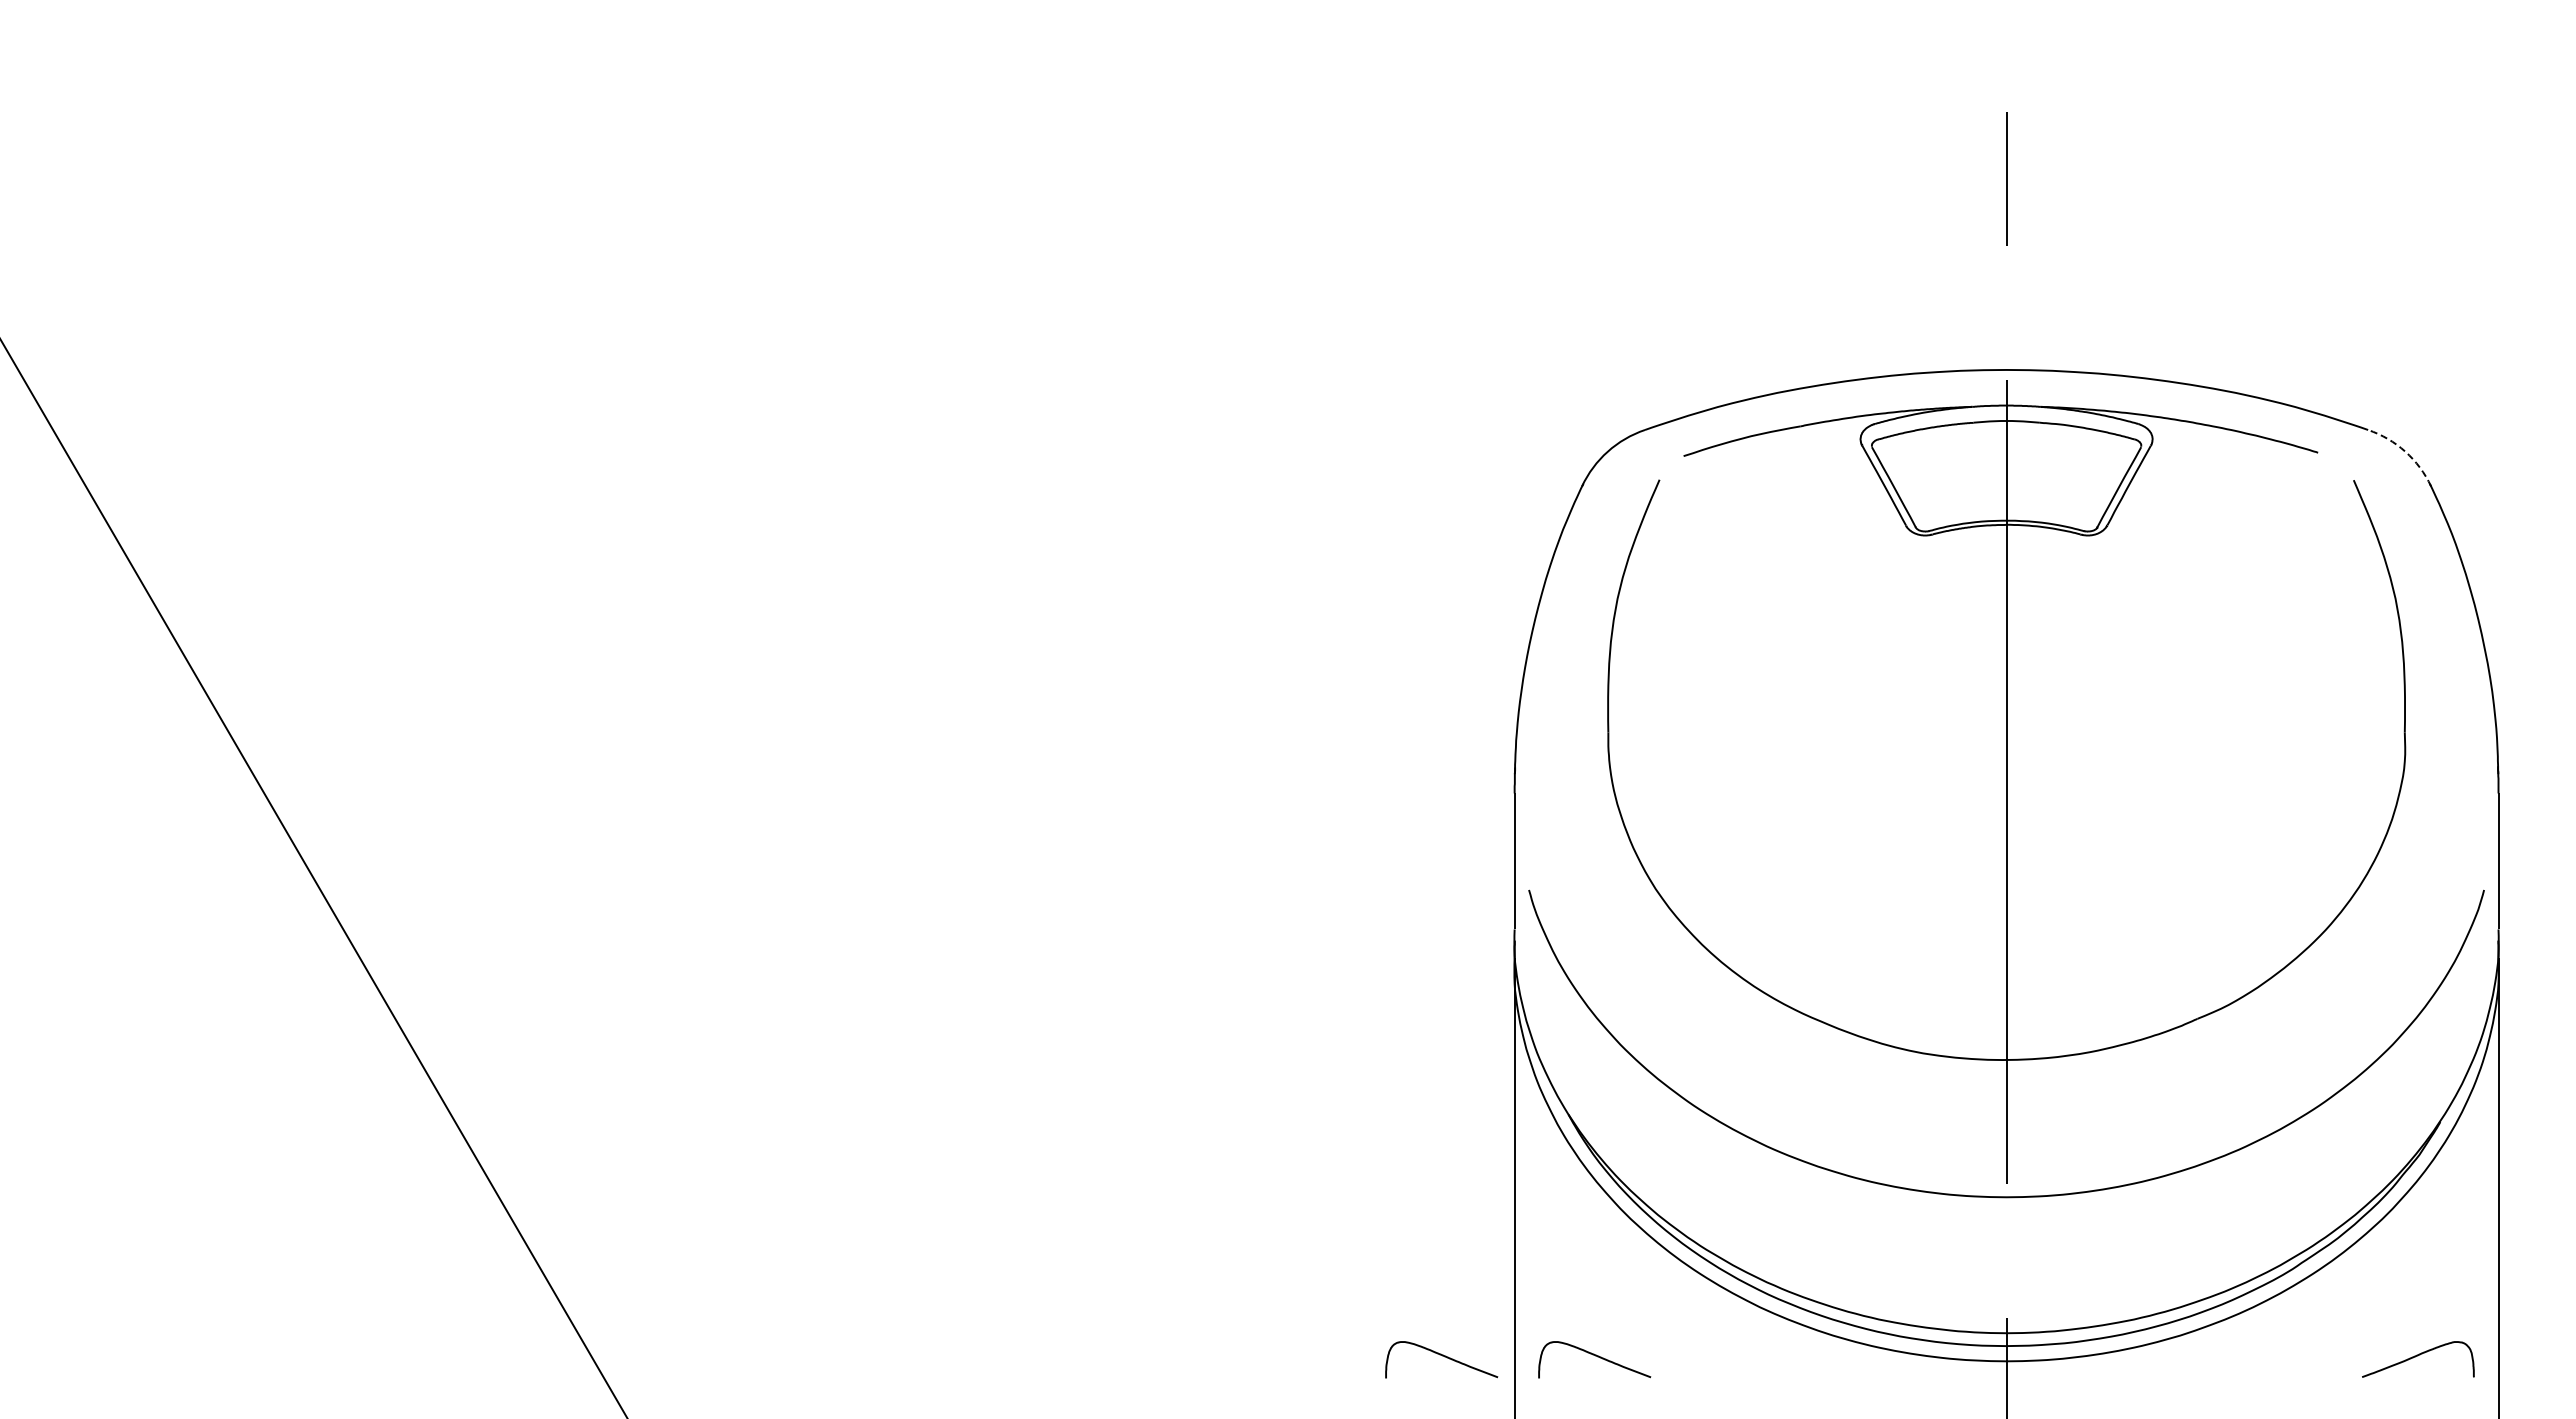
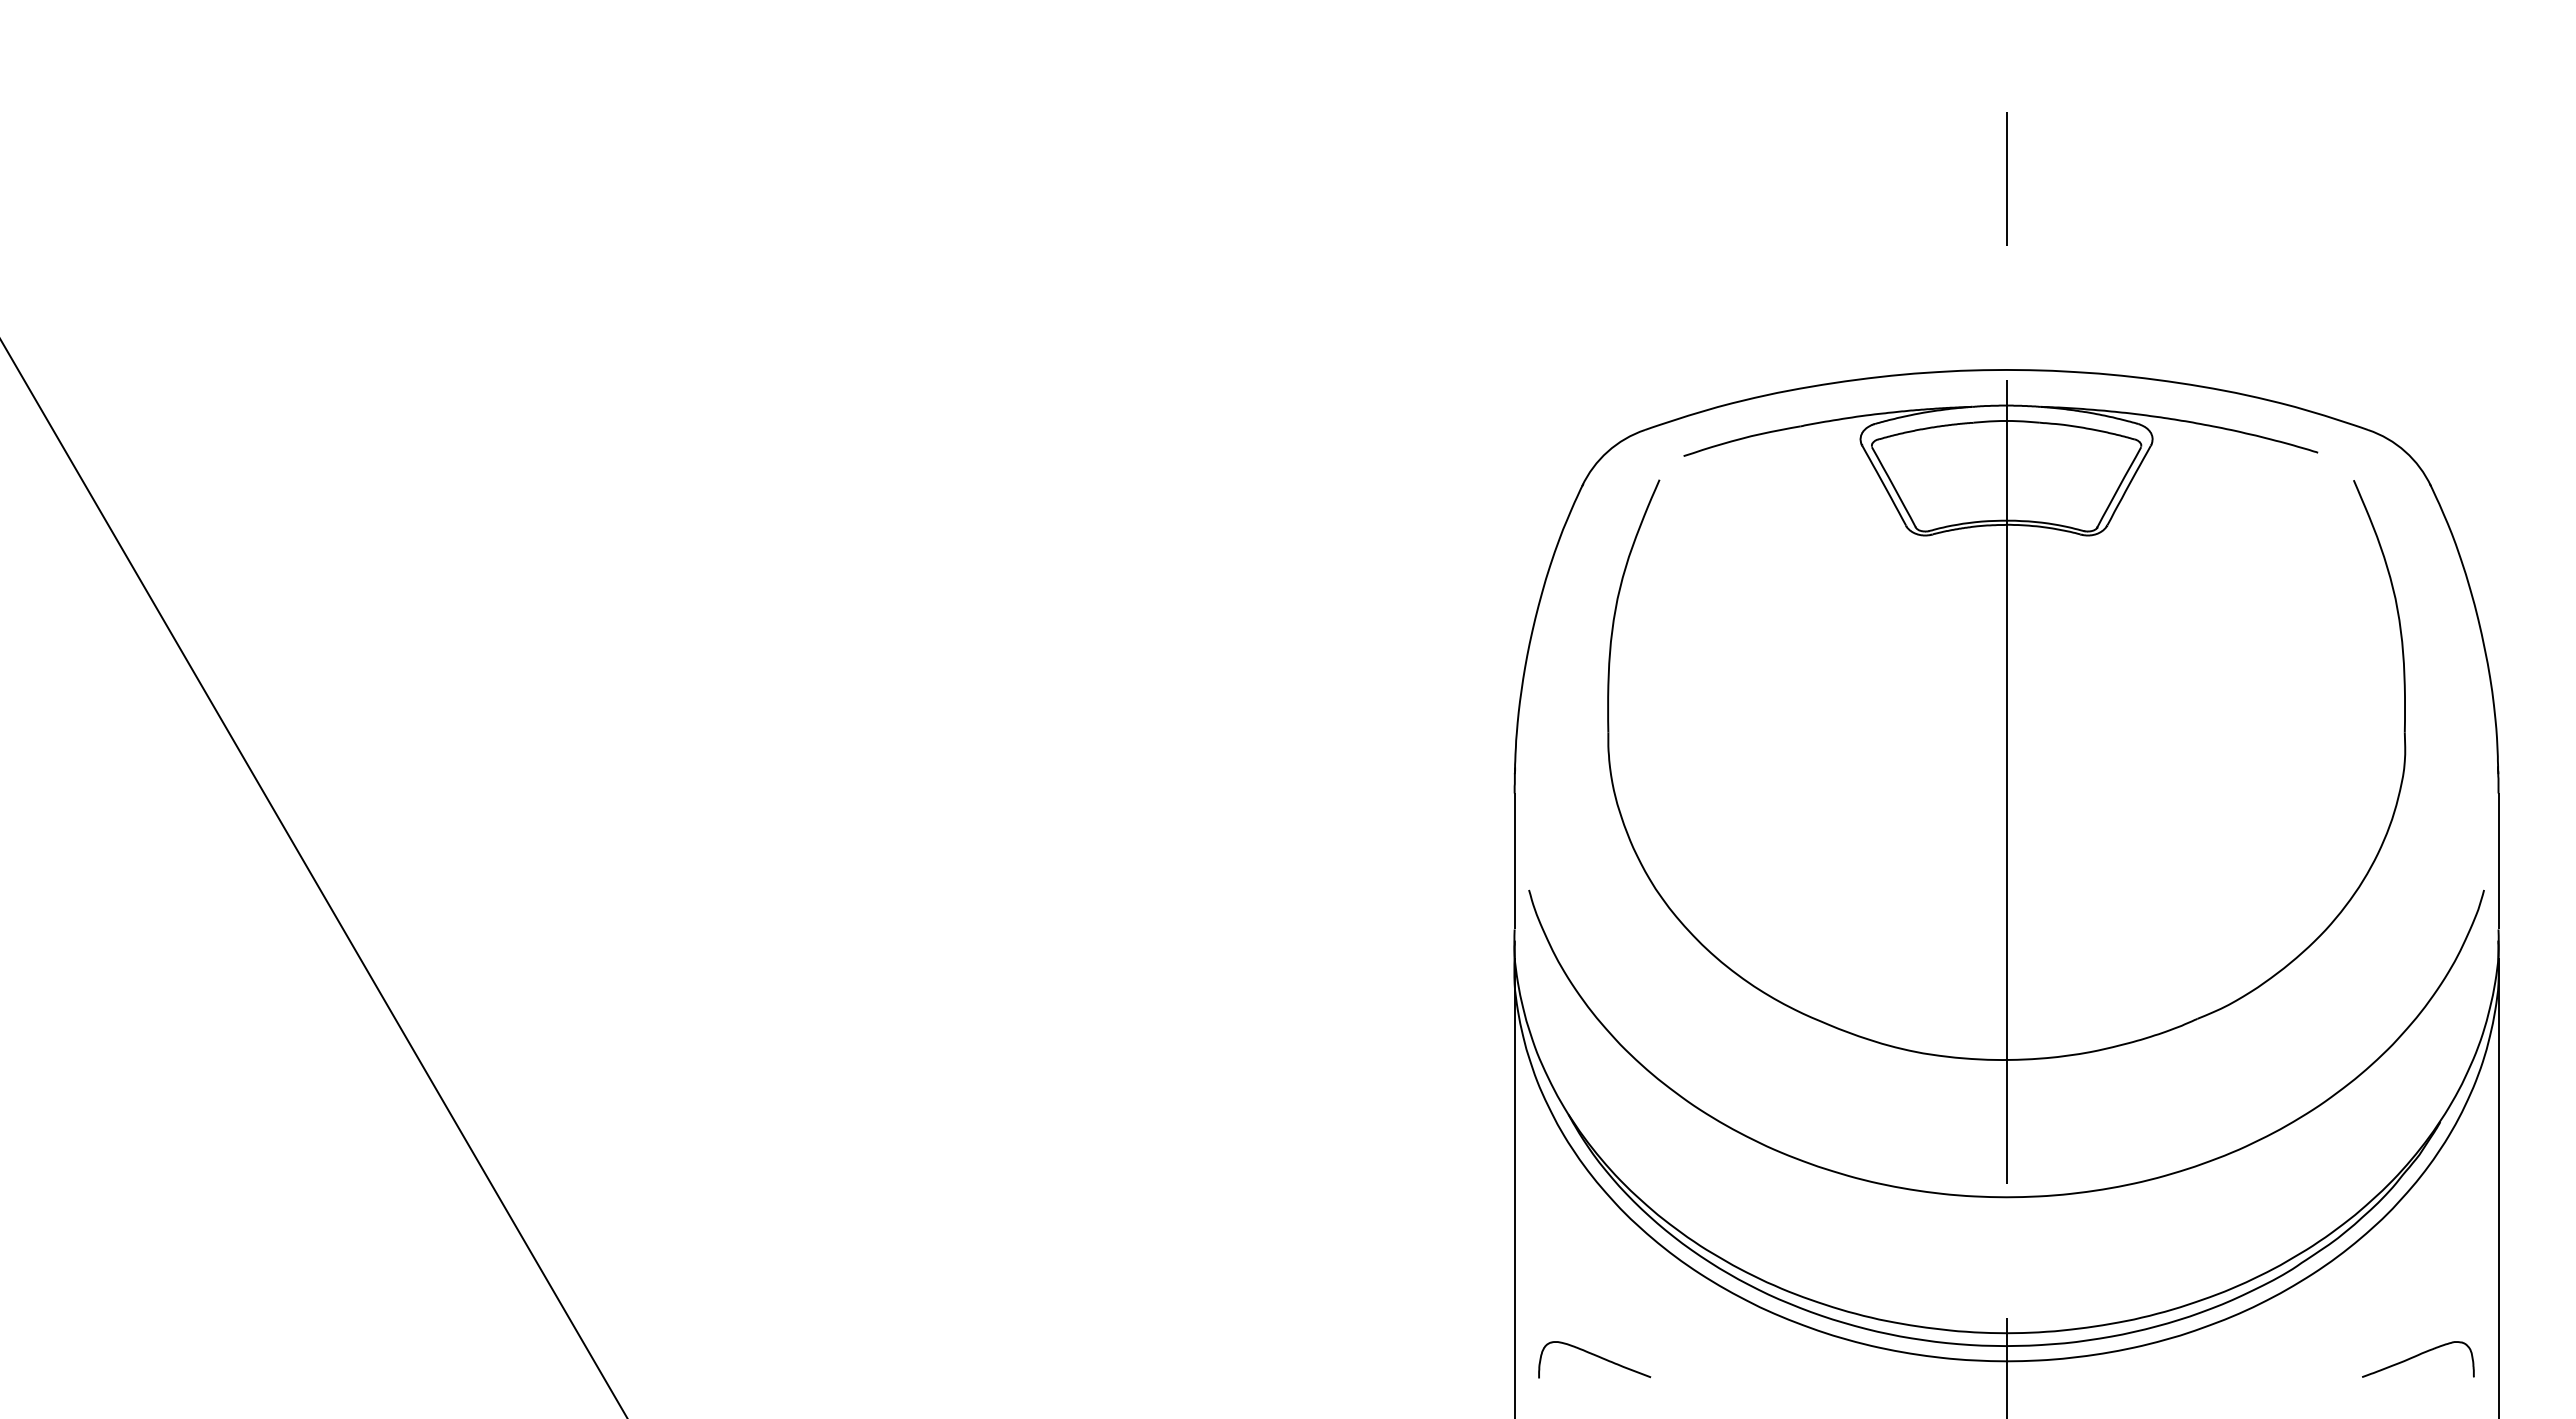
arc: dashed -> solid (2405, 451)
curve: present -> none (1442, 1356)
